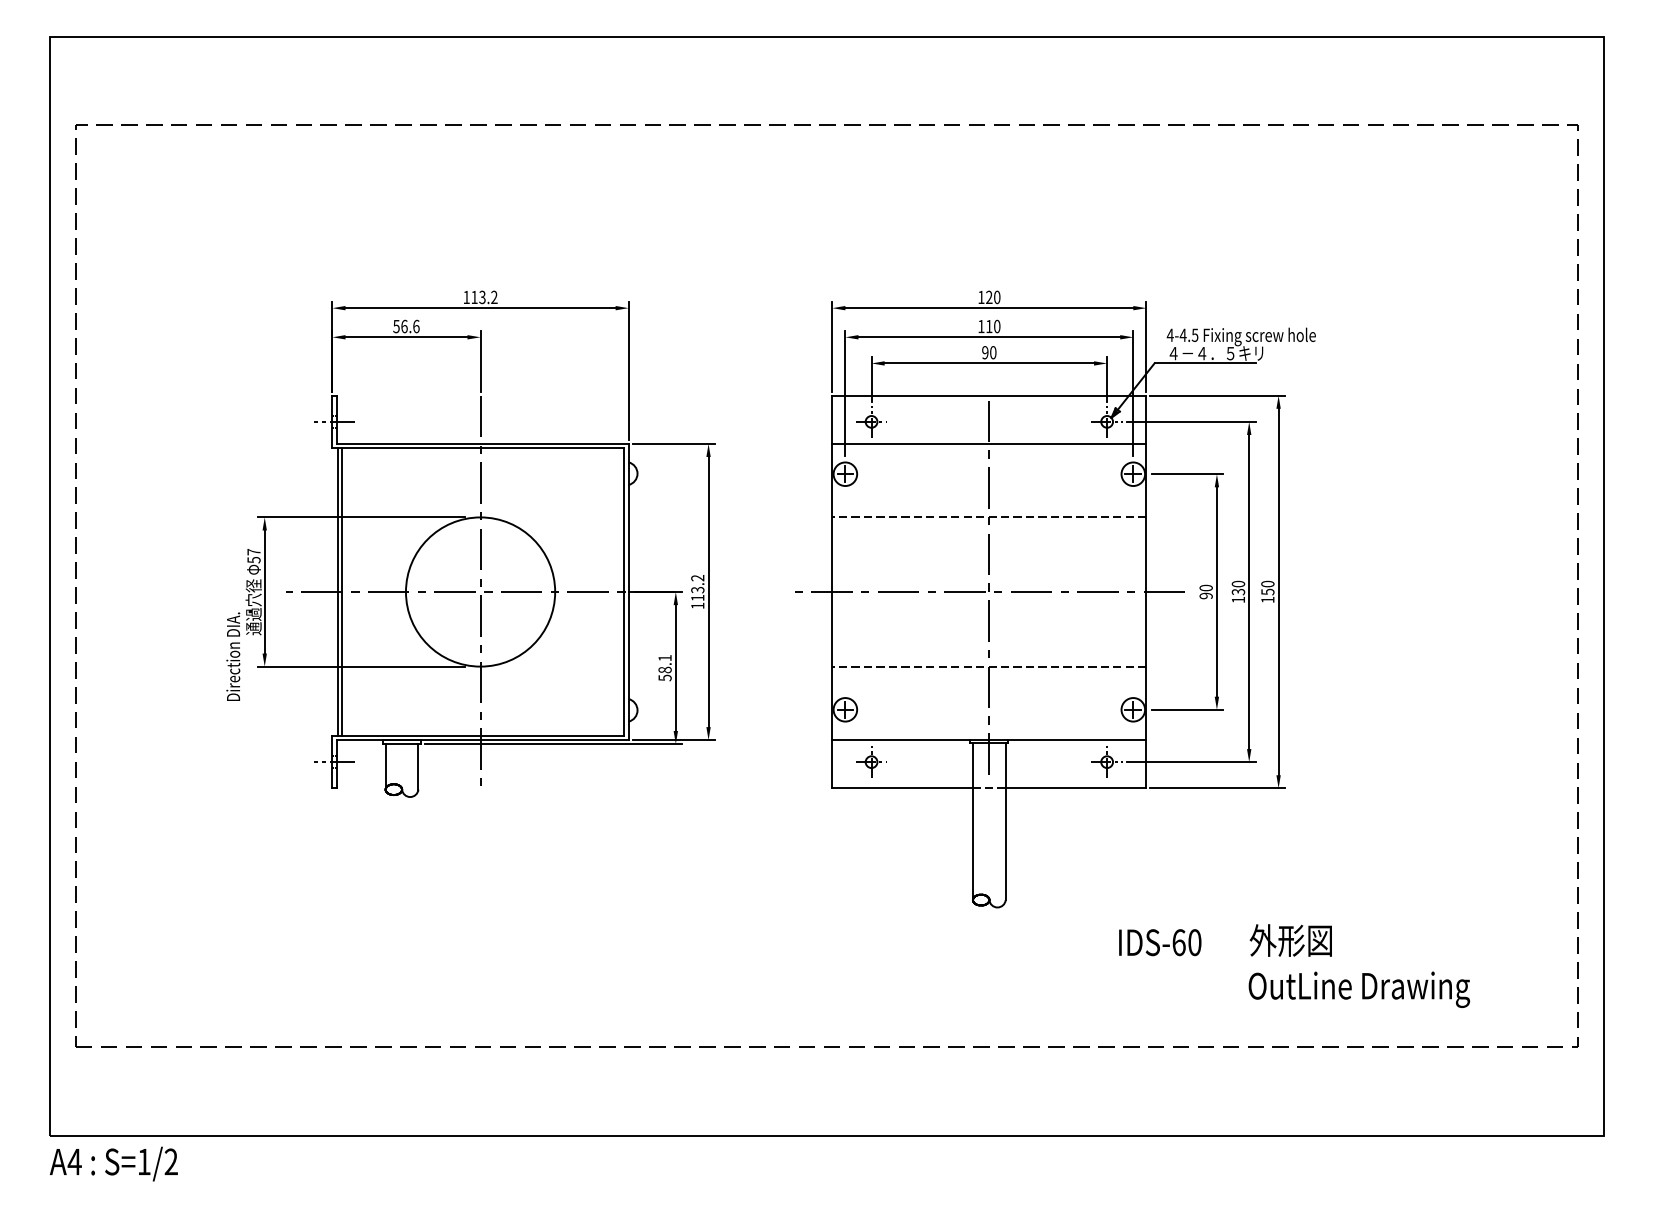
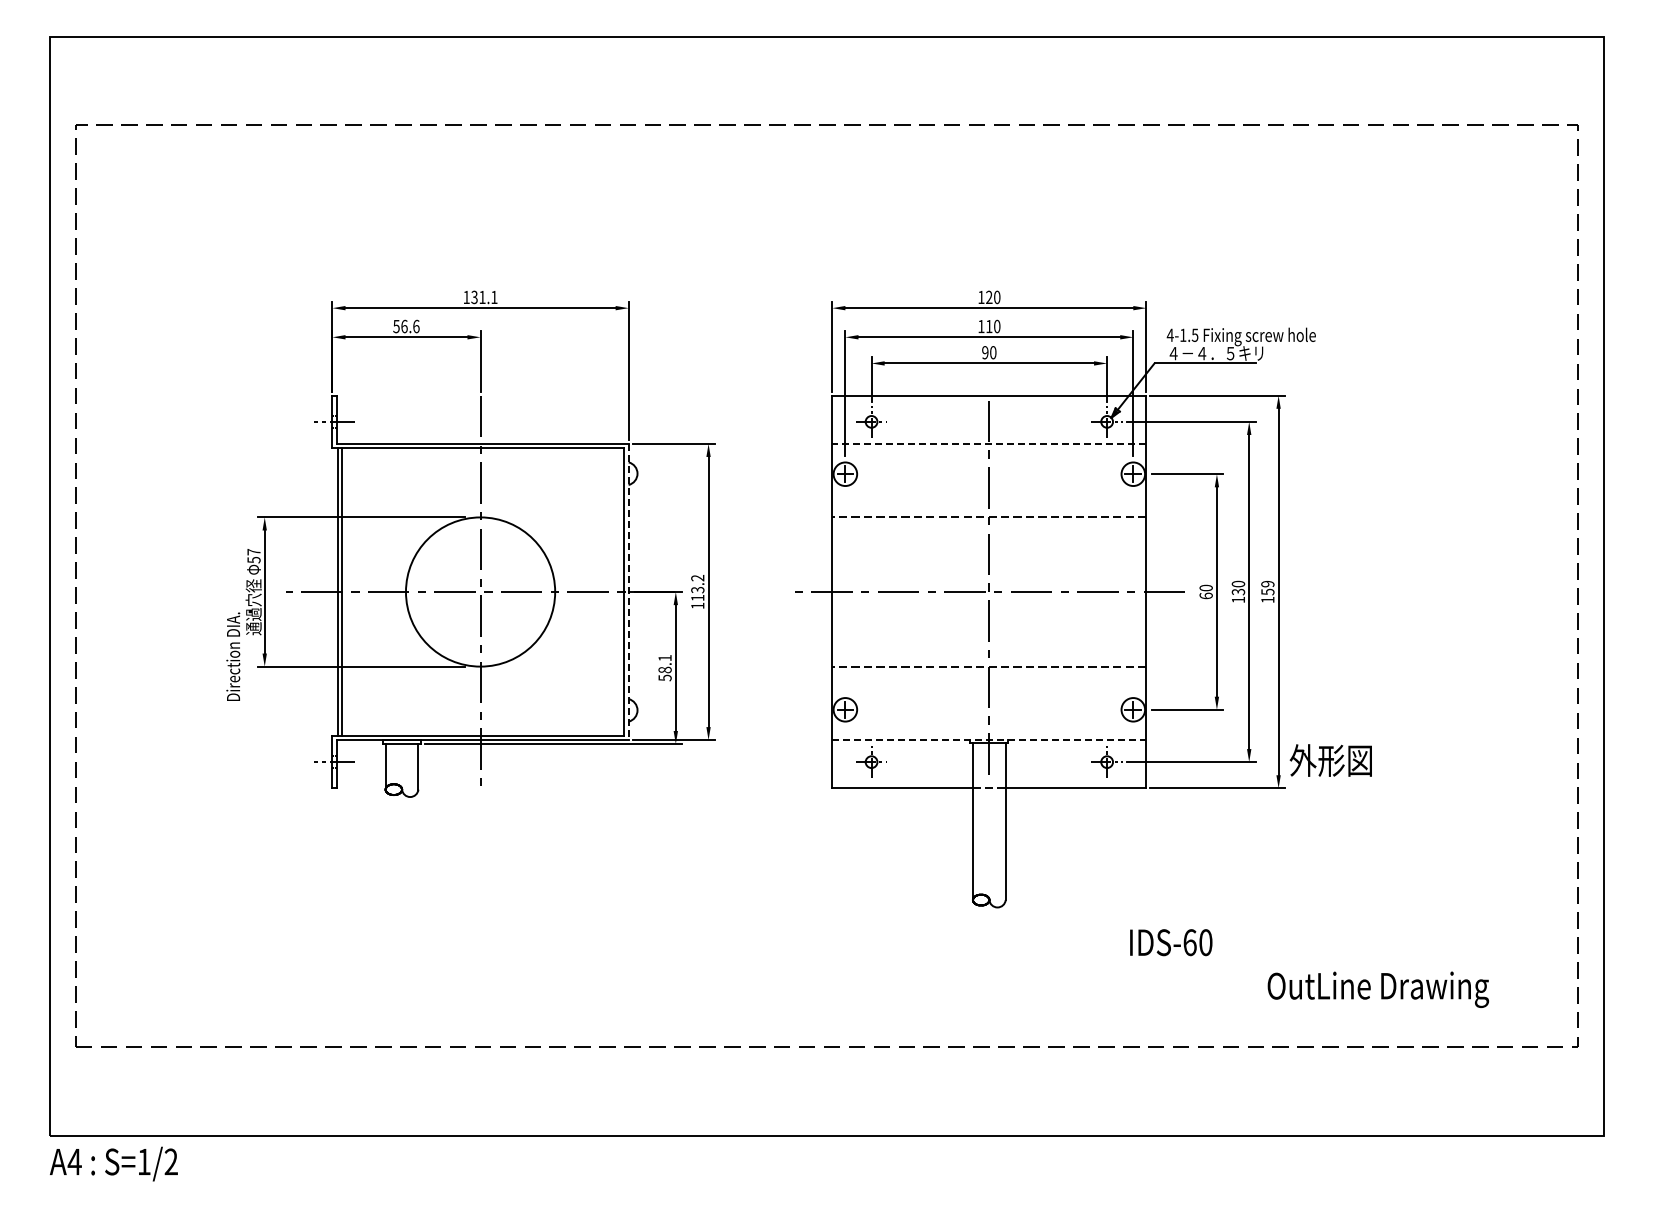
text: 113.2 -> 131.1 (484, 297)
text: 4-4.5 -> 4-1.5 (1182, 334)
line: solid -> dashed (988, 443)
text: 150 -> 159 (1267, 584)
line: solid -> dashed (628, 592)
text: 90 -> 60 (1205, 595)
line: solid -> dashed (989, 740)
text position: (1290, 940) -> (1330, 760) (1330, 760)
text position: (1160, 942) -> (1171, 942) (1171, 942)
text position: (1359, 989) -> (1378, 989) (1378, 989)
